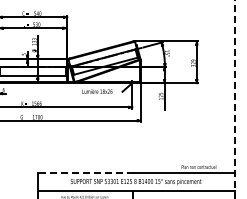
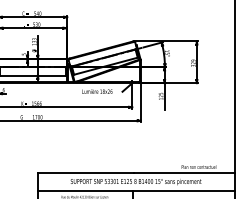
line: dashed -> solid (234, 98)
line: dashed -> solid (85, 172)
